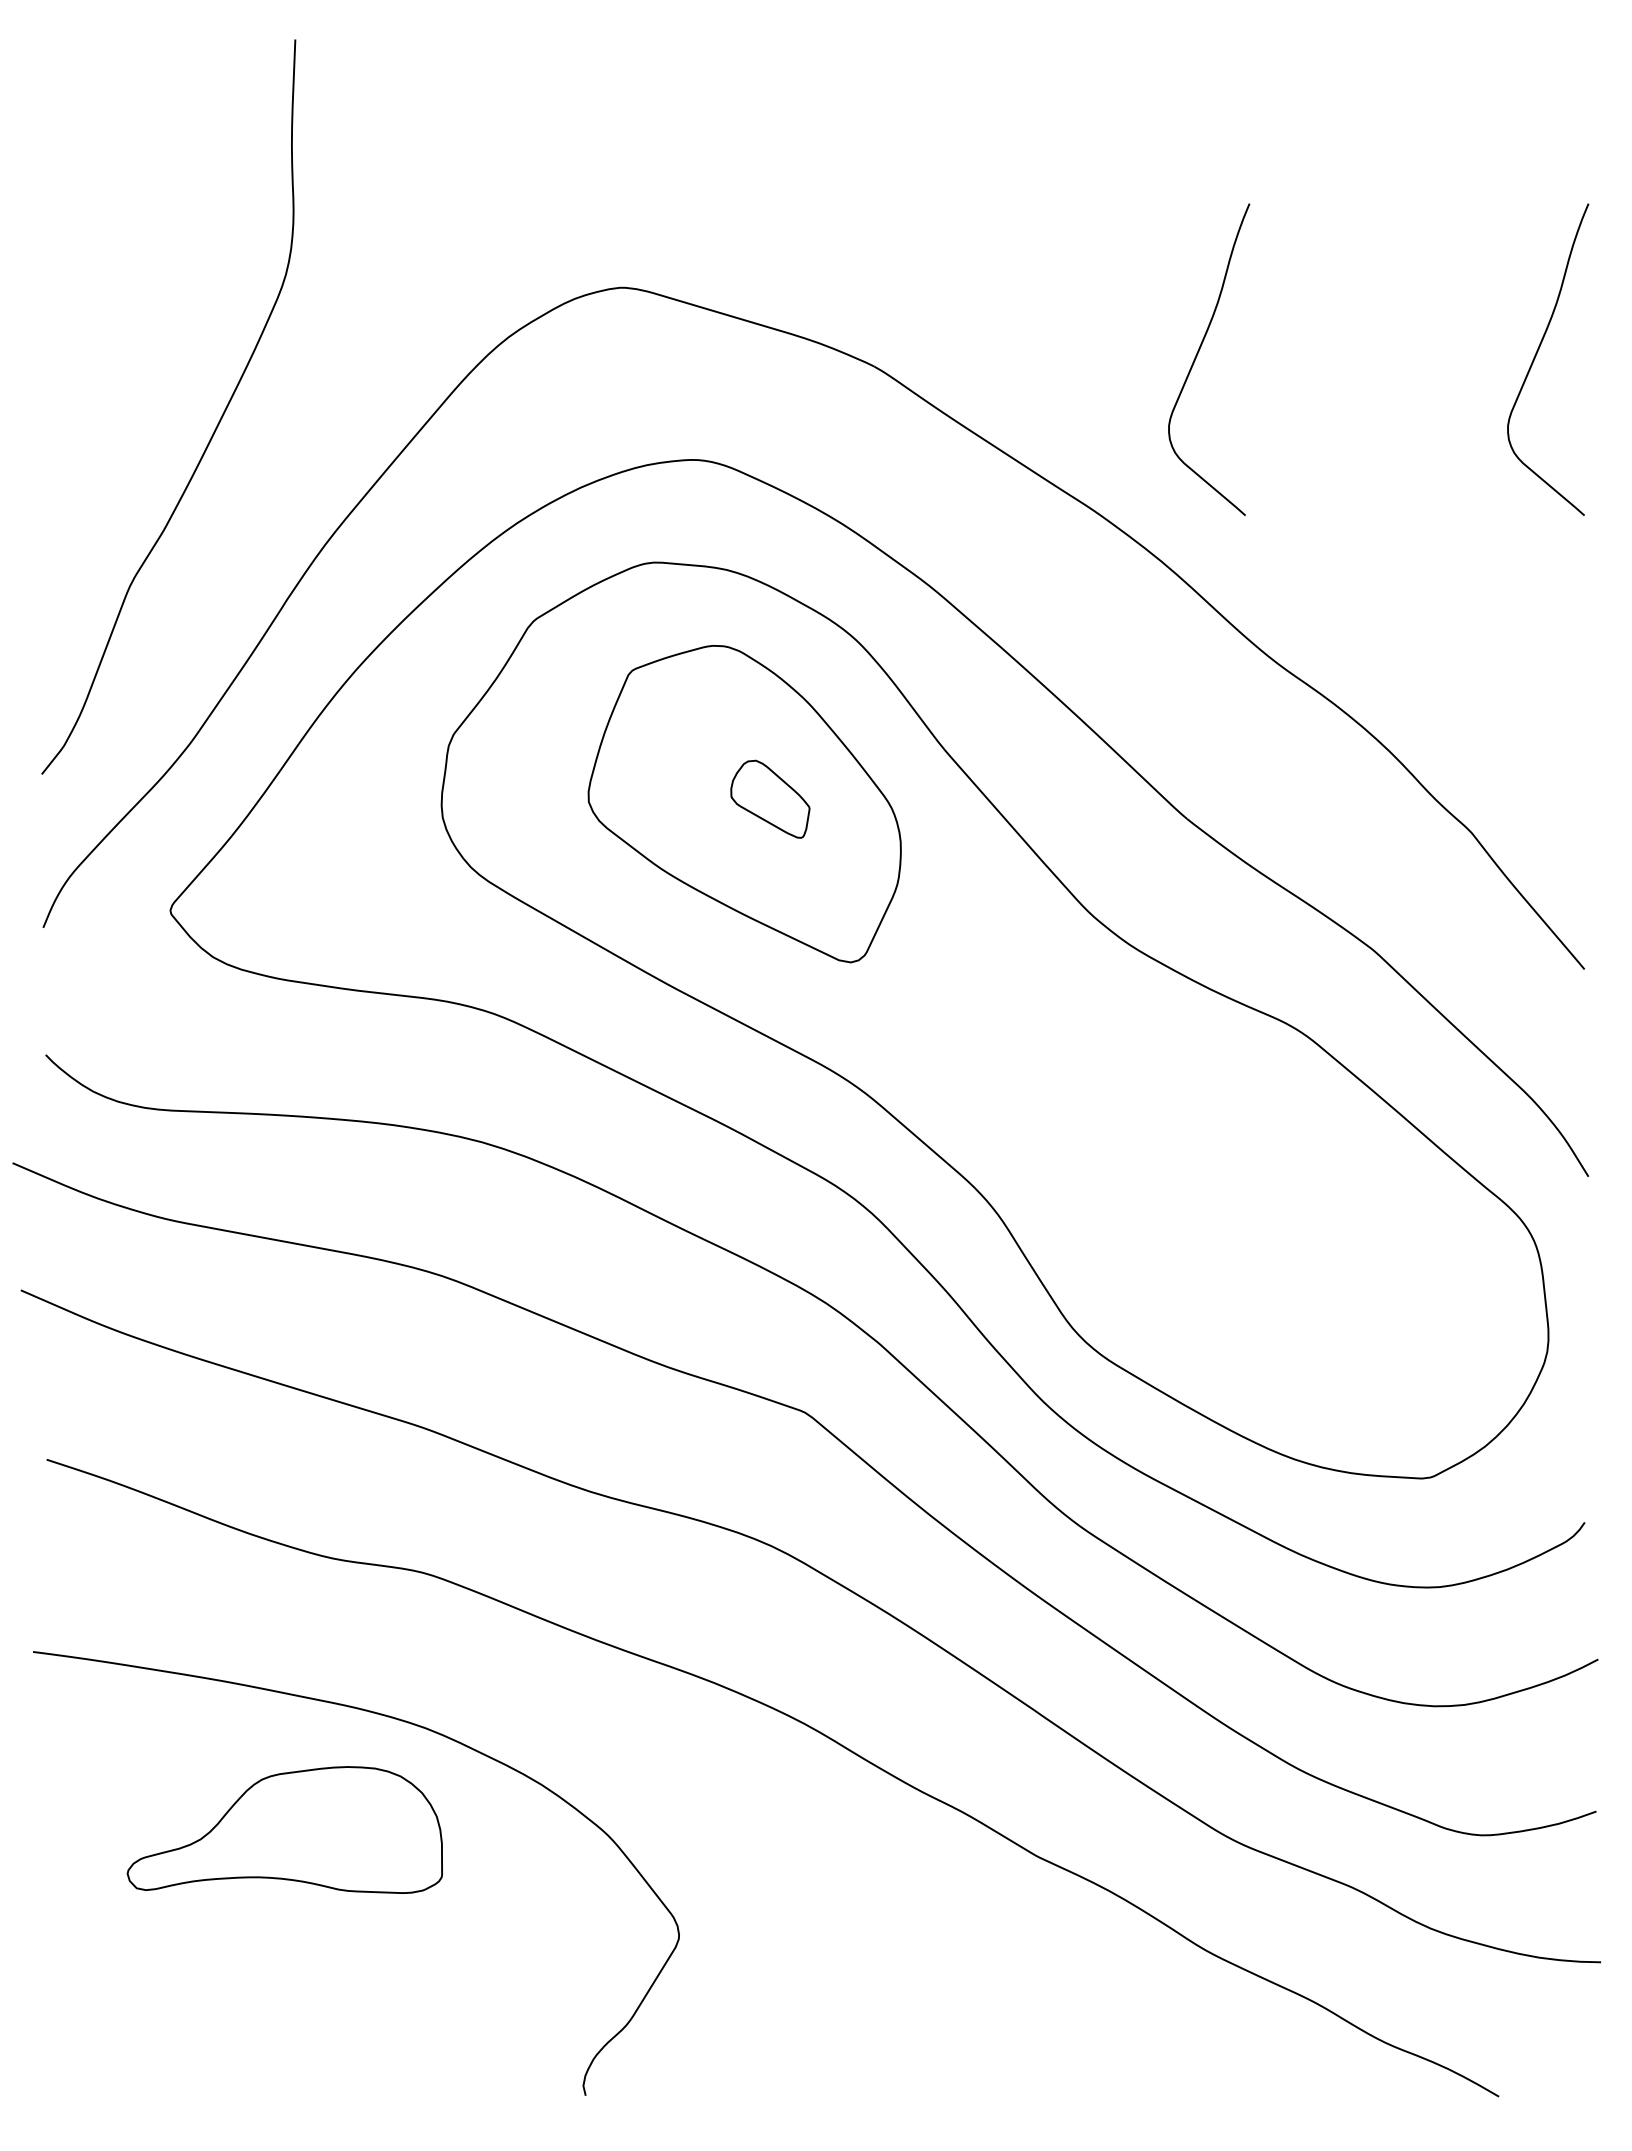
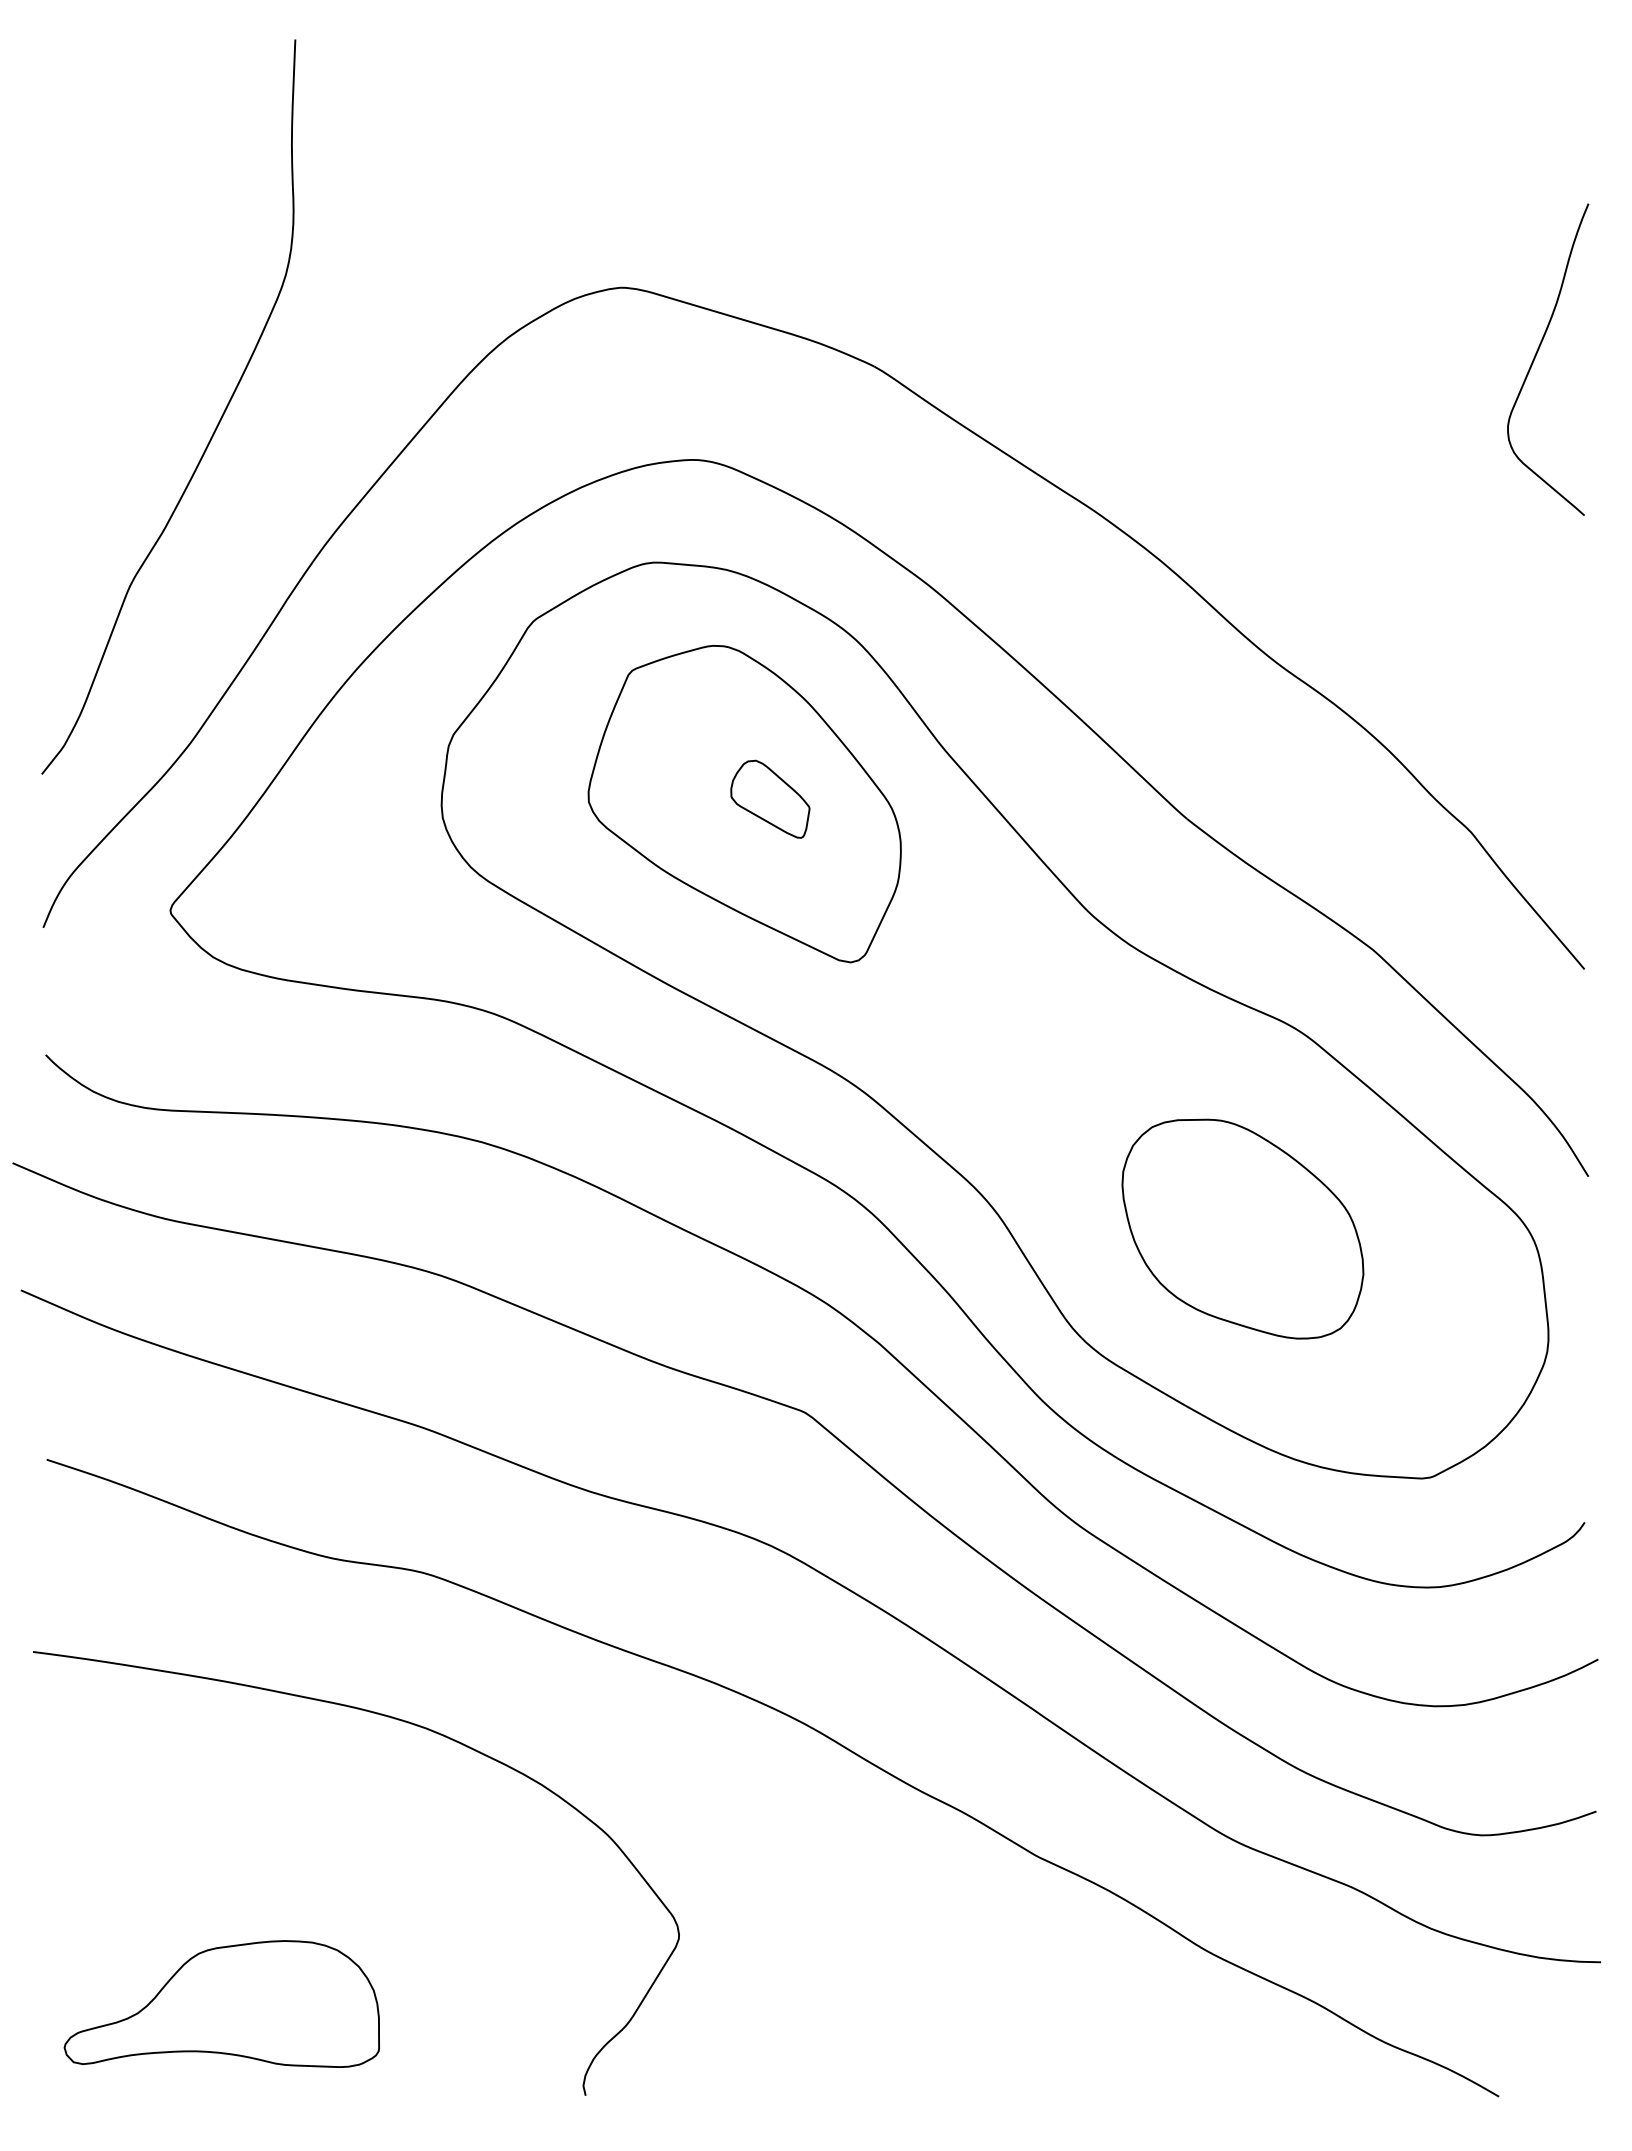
curve: present -> none (1198, 354)
part: none -> present (1242, 1228)
part position: (284, 1829) -> (221, 2003) (221, 2003)
